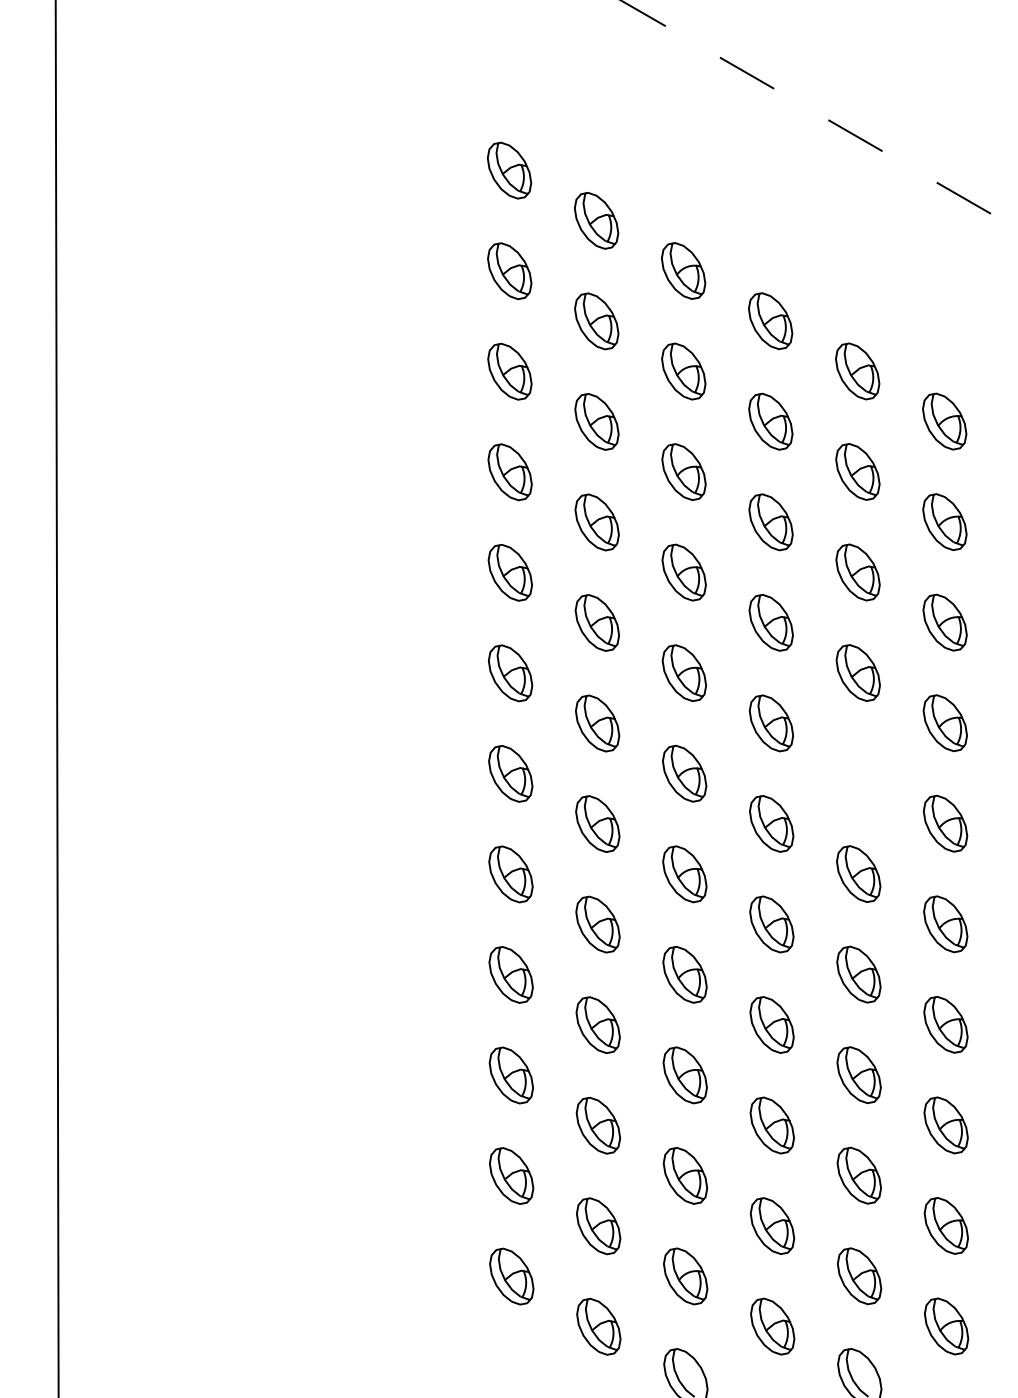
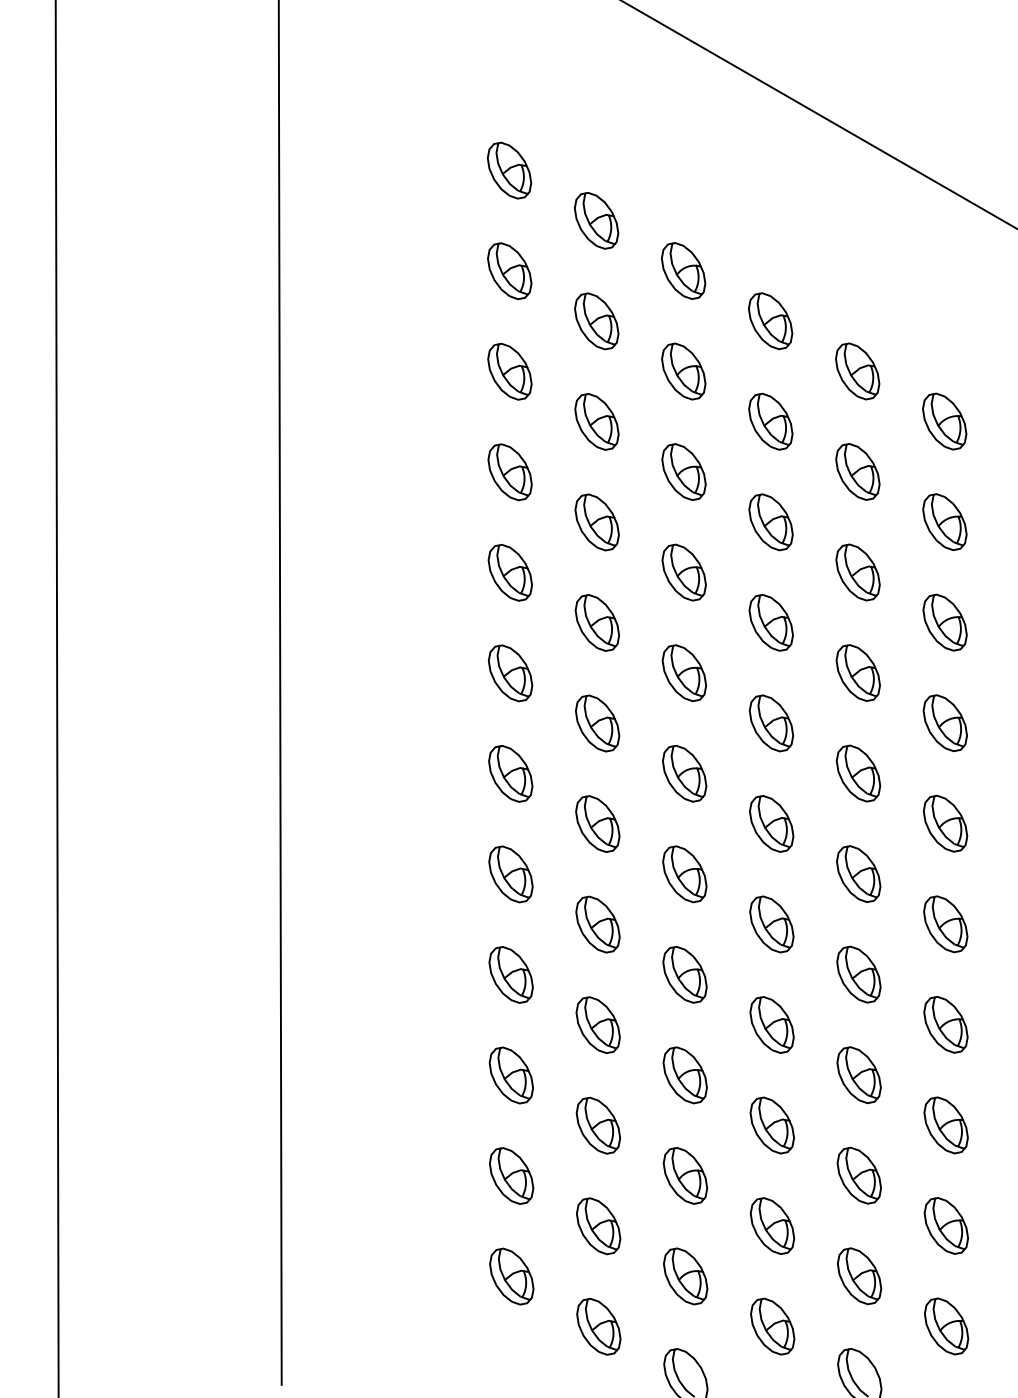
line: dashed -> solid (819, 114)
line: none -> present (279, 693)
part: none -> present (858, 773)
